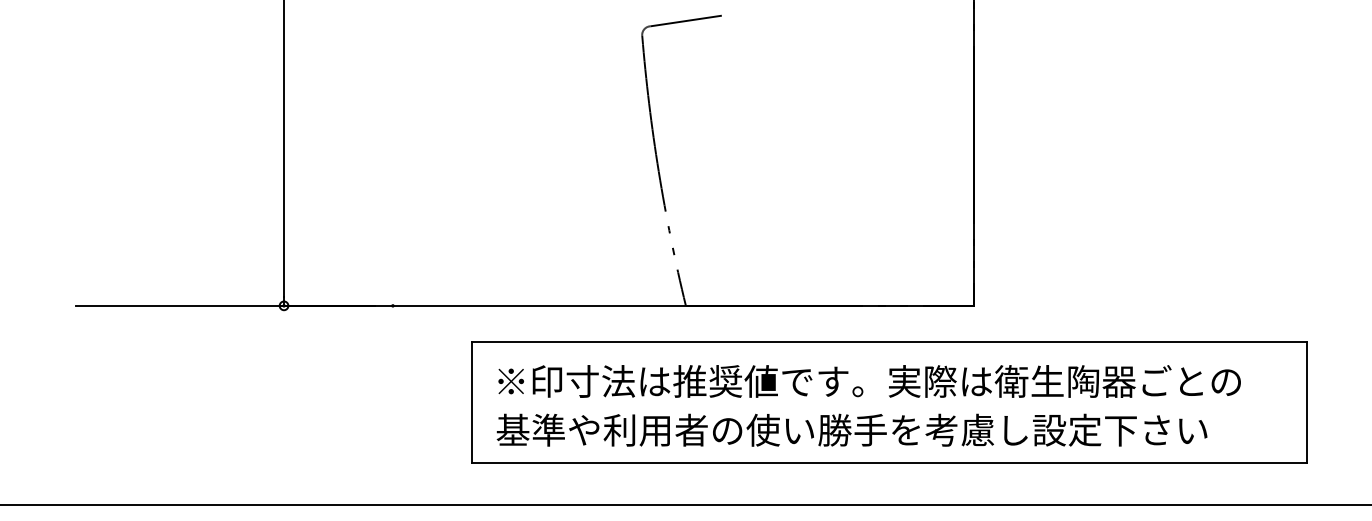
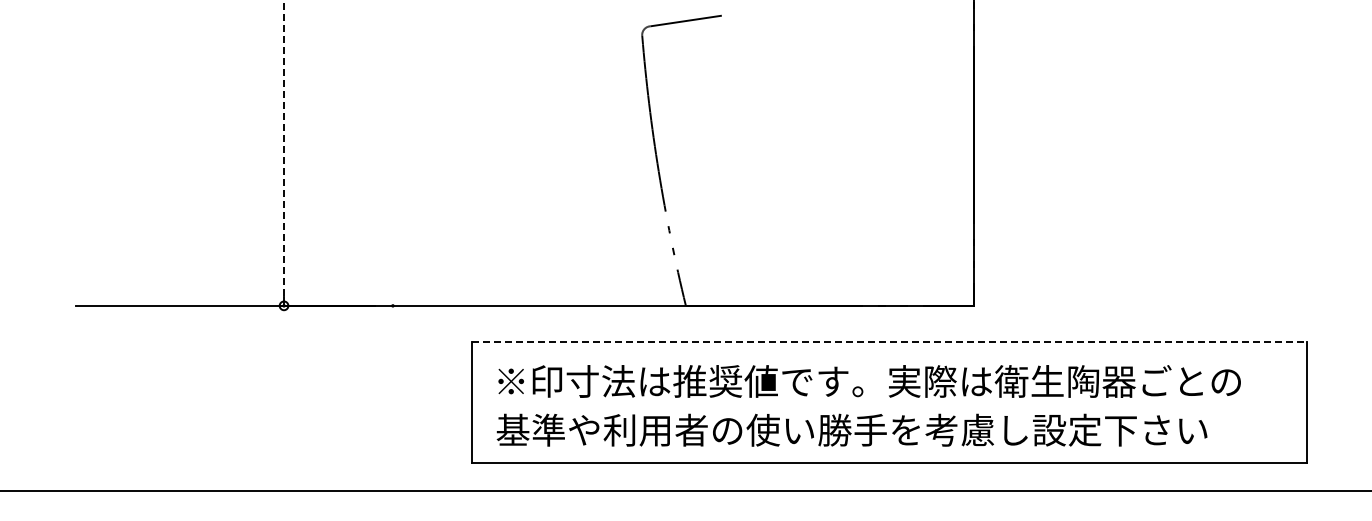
line: solid -> dashed (284, 149)
line: solid -> dashed (889, 342)
line position: (685, 505) -> (685, 491) (685, 491)
